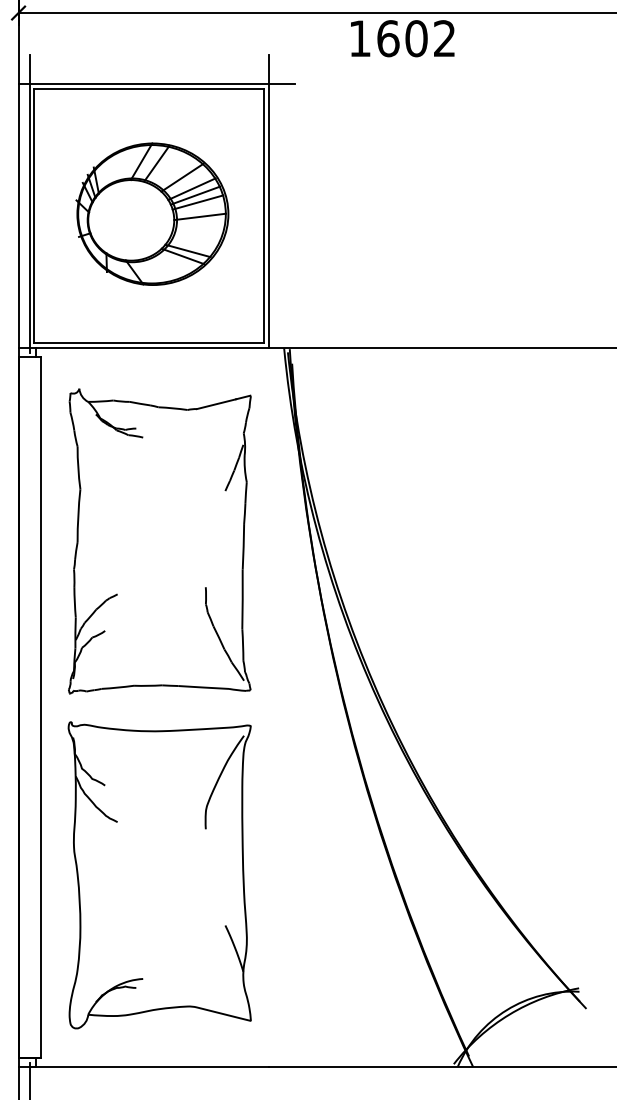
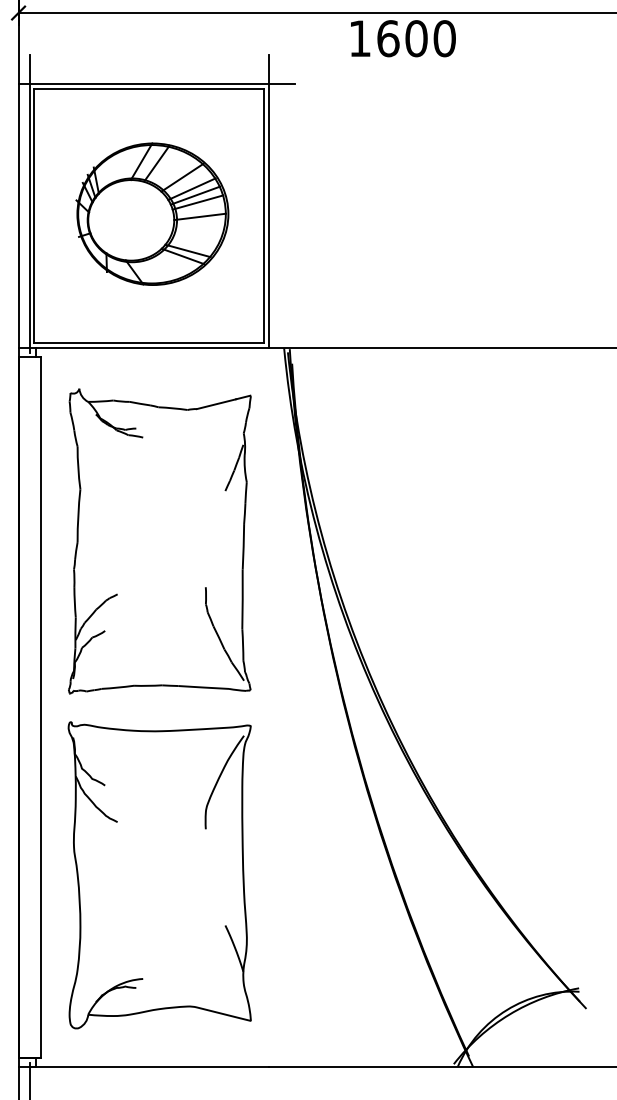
text: 1602 -> 1600 (444, 38)
